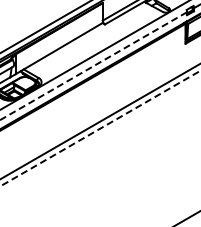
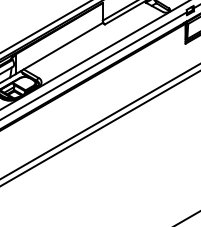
line: dashed -> solid (93, 66)
line: dashed -> solid (100, 128)
